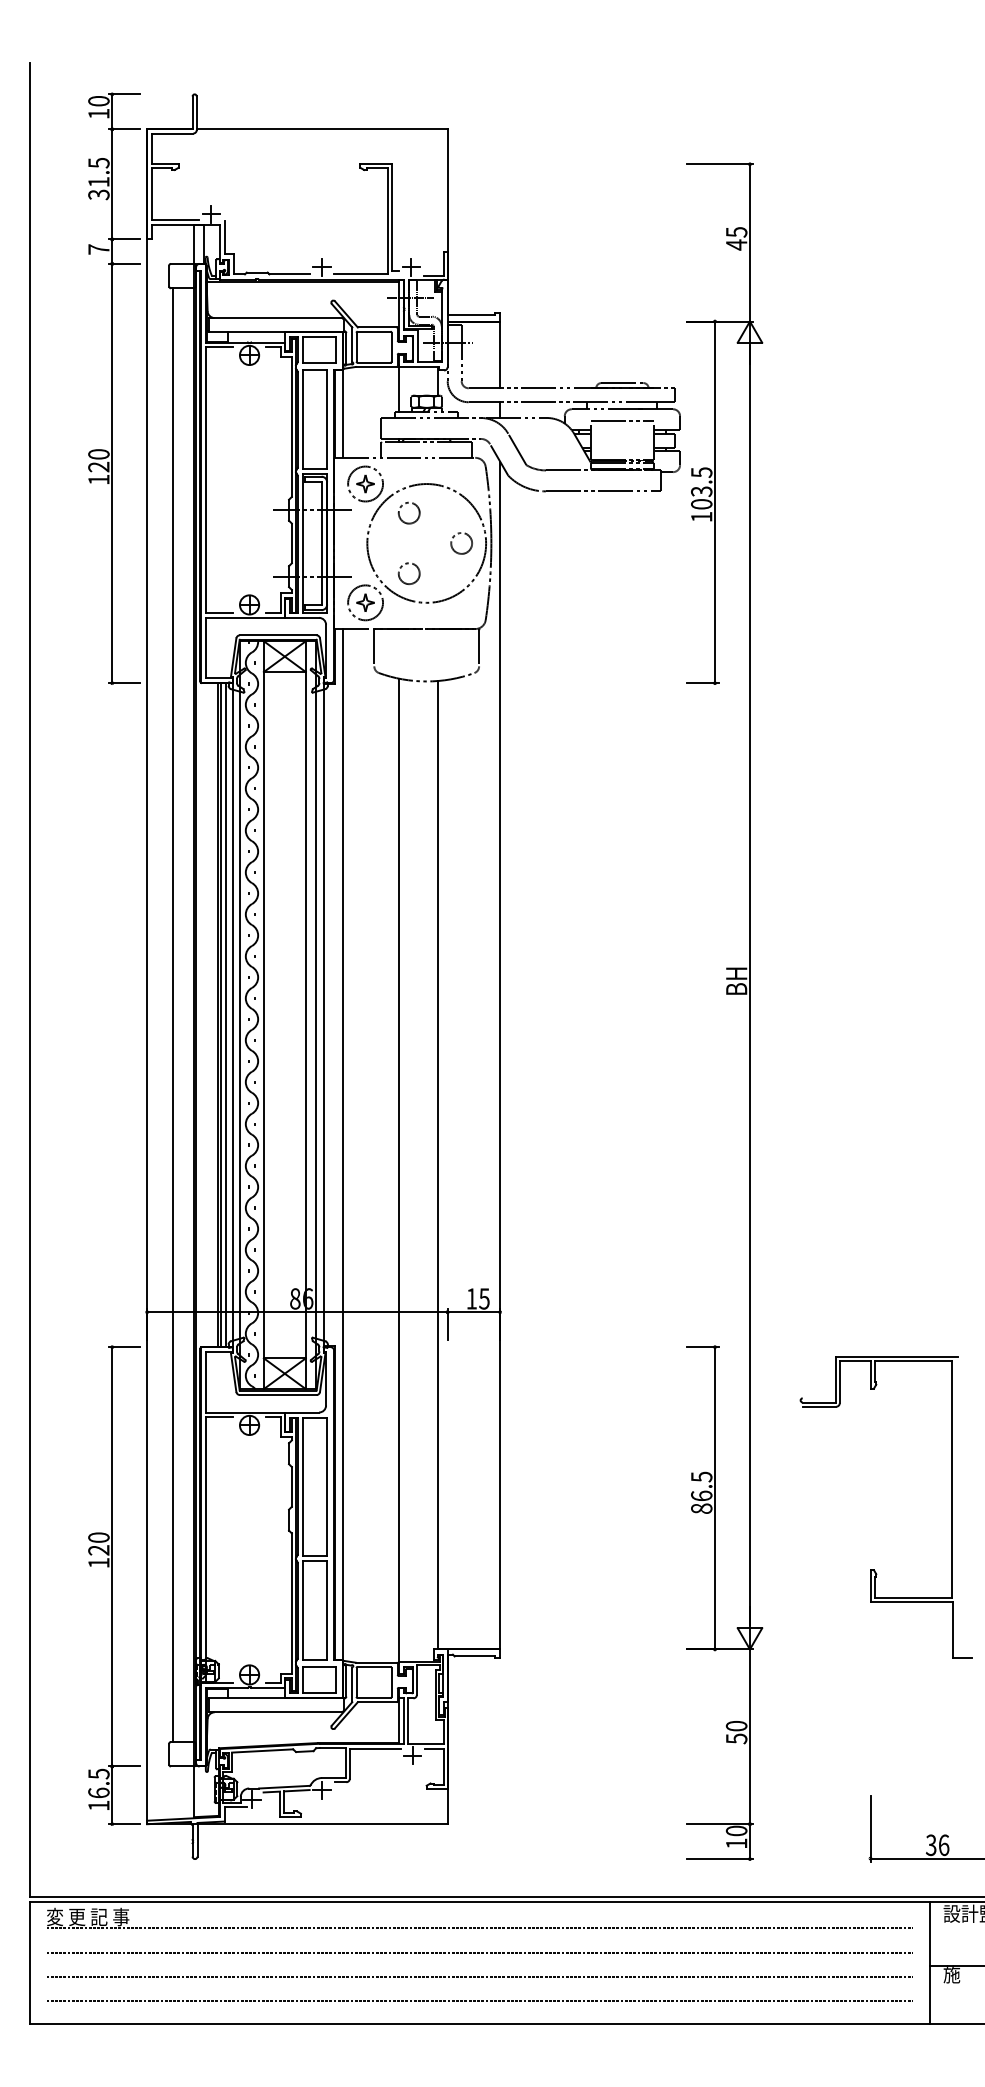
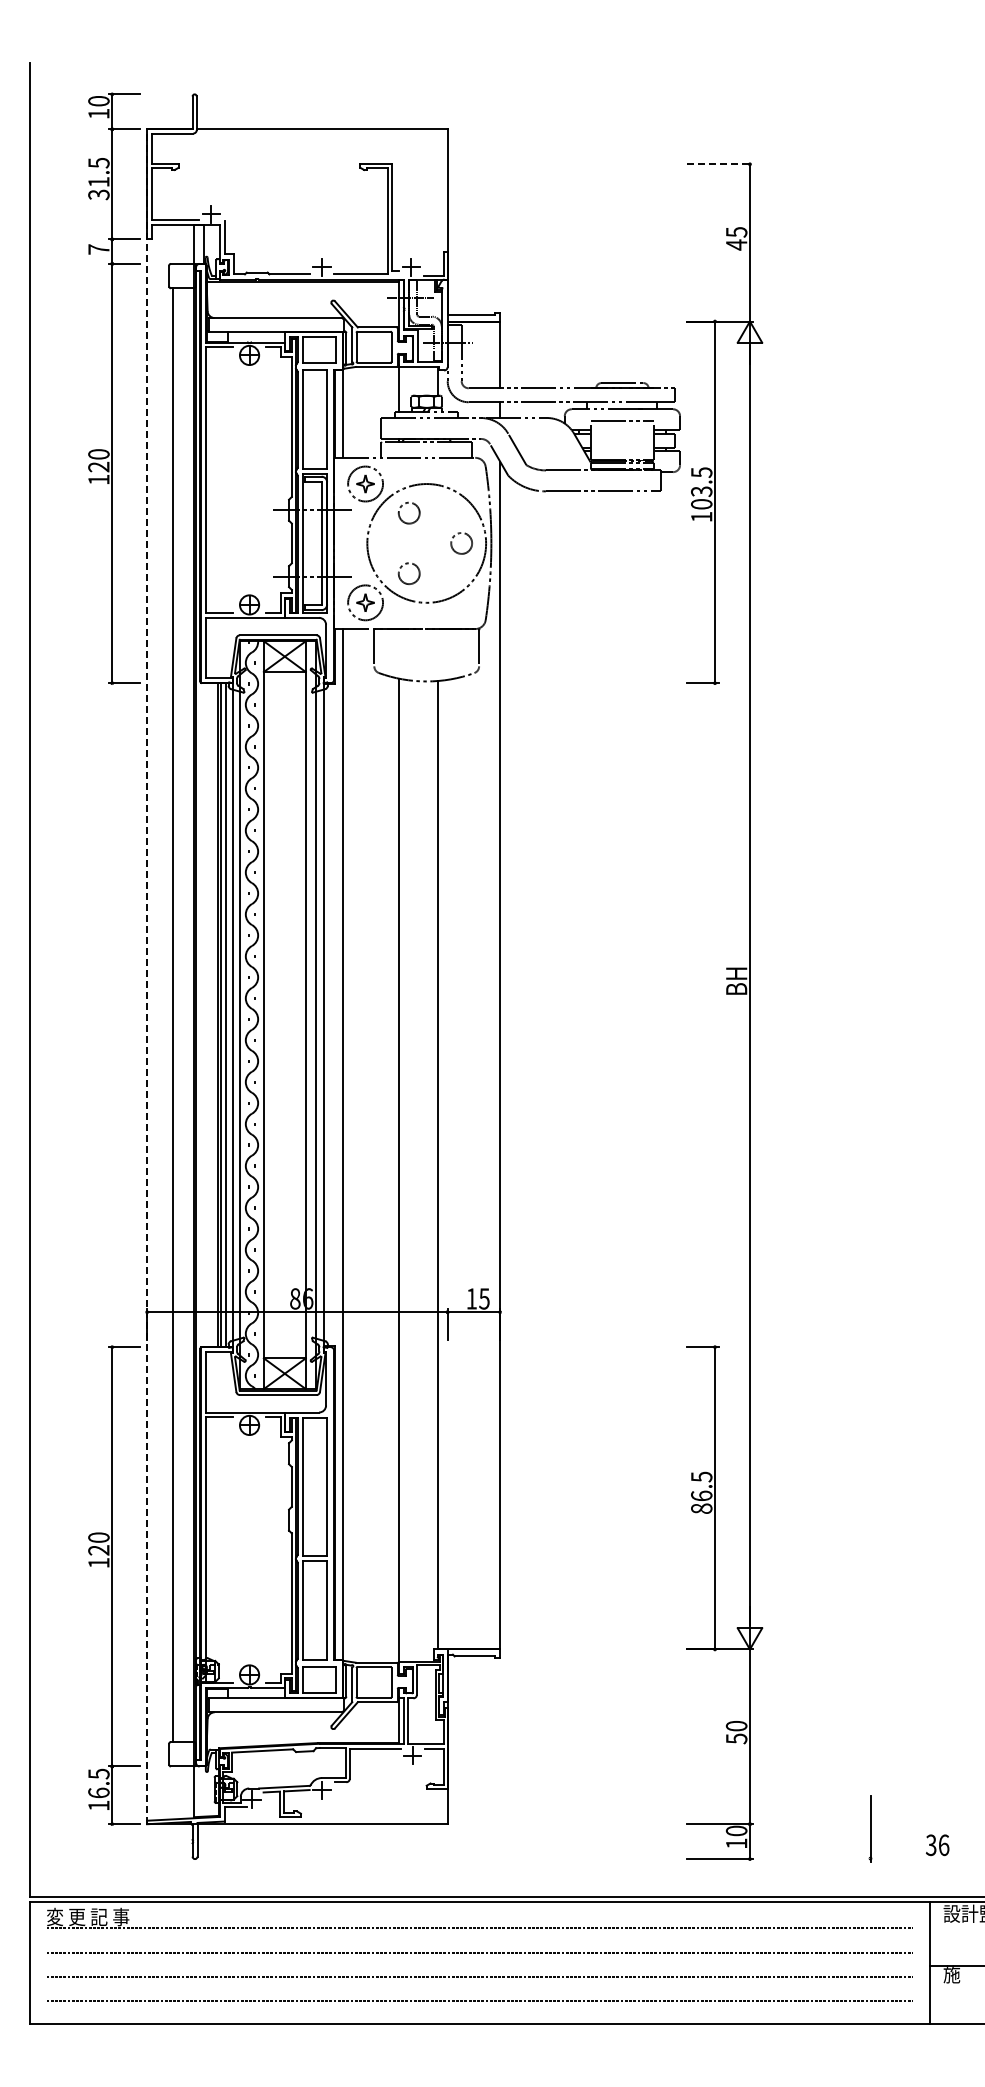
line: solid -> dashed (720, 164)
line: solid -> dashed (147, 976)
part: present -> none (874, 1569)
line: present -> none (925, 1858)
